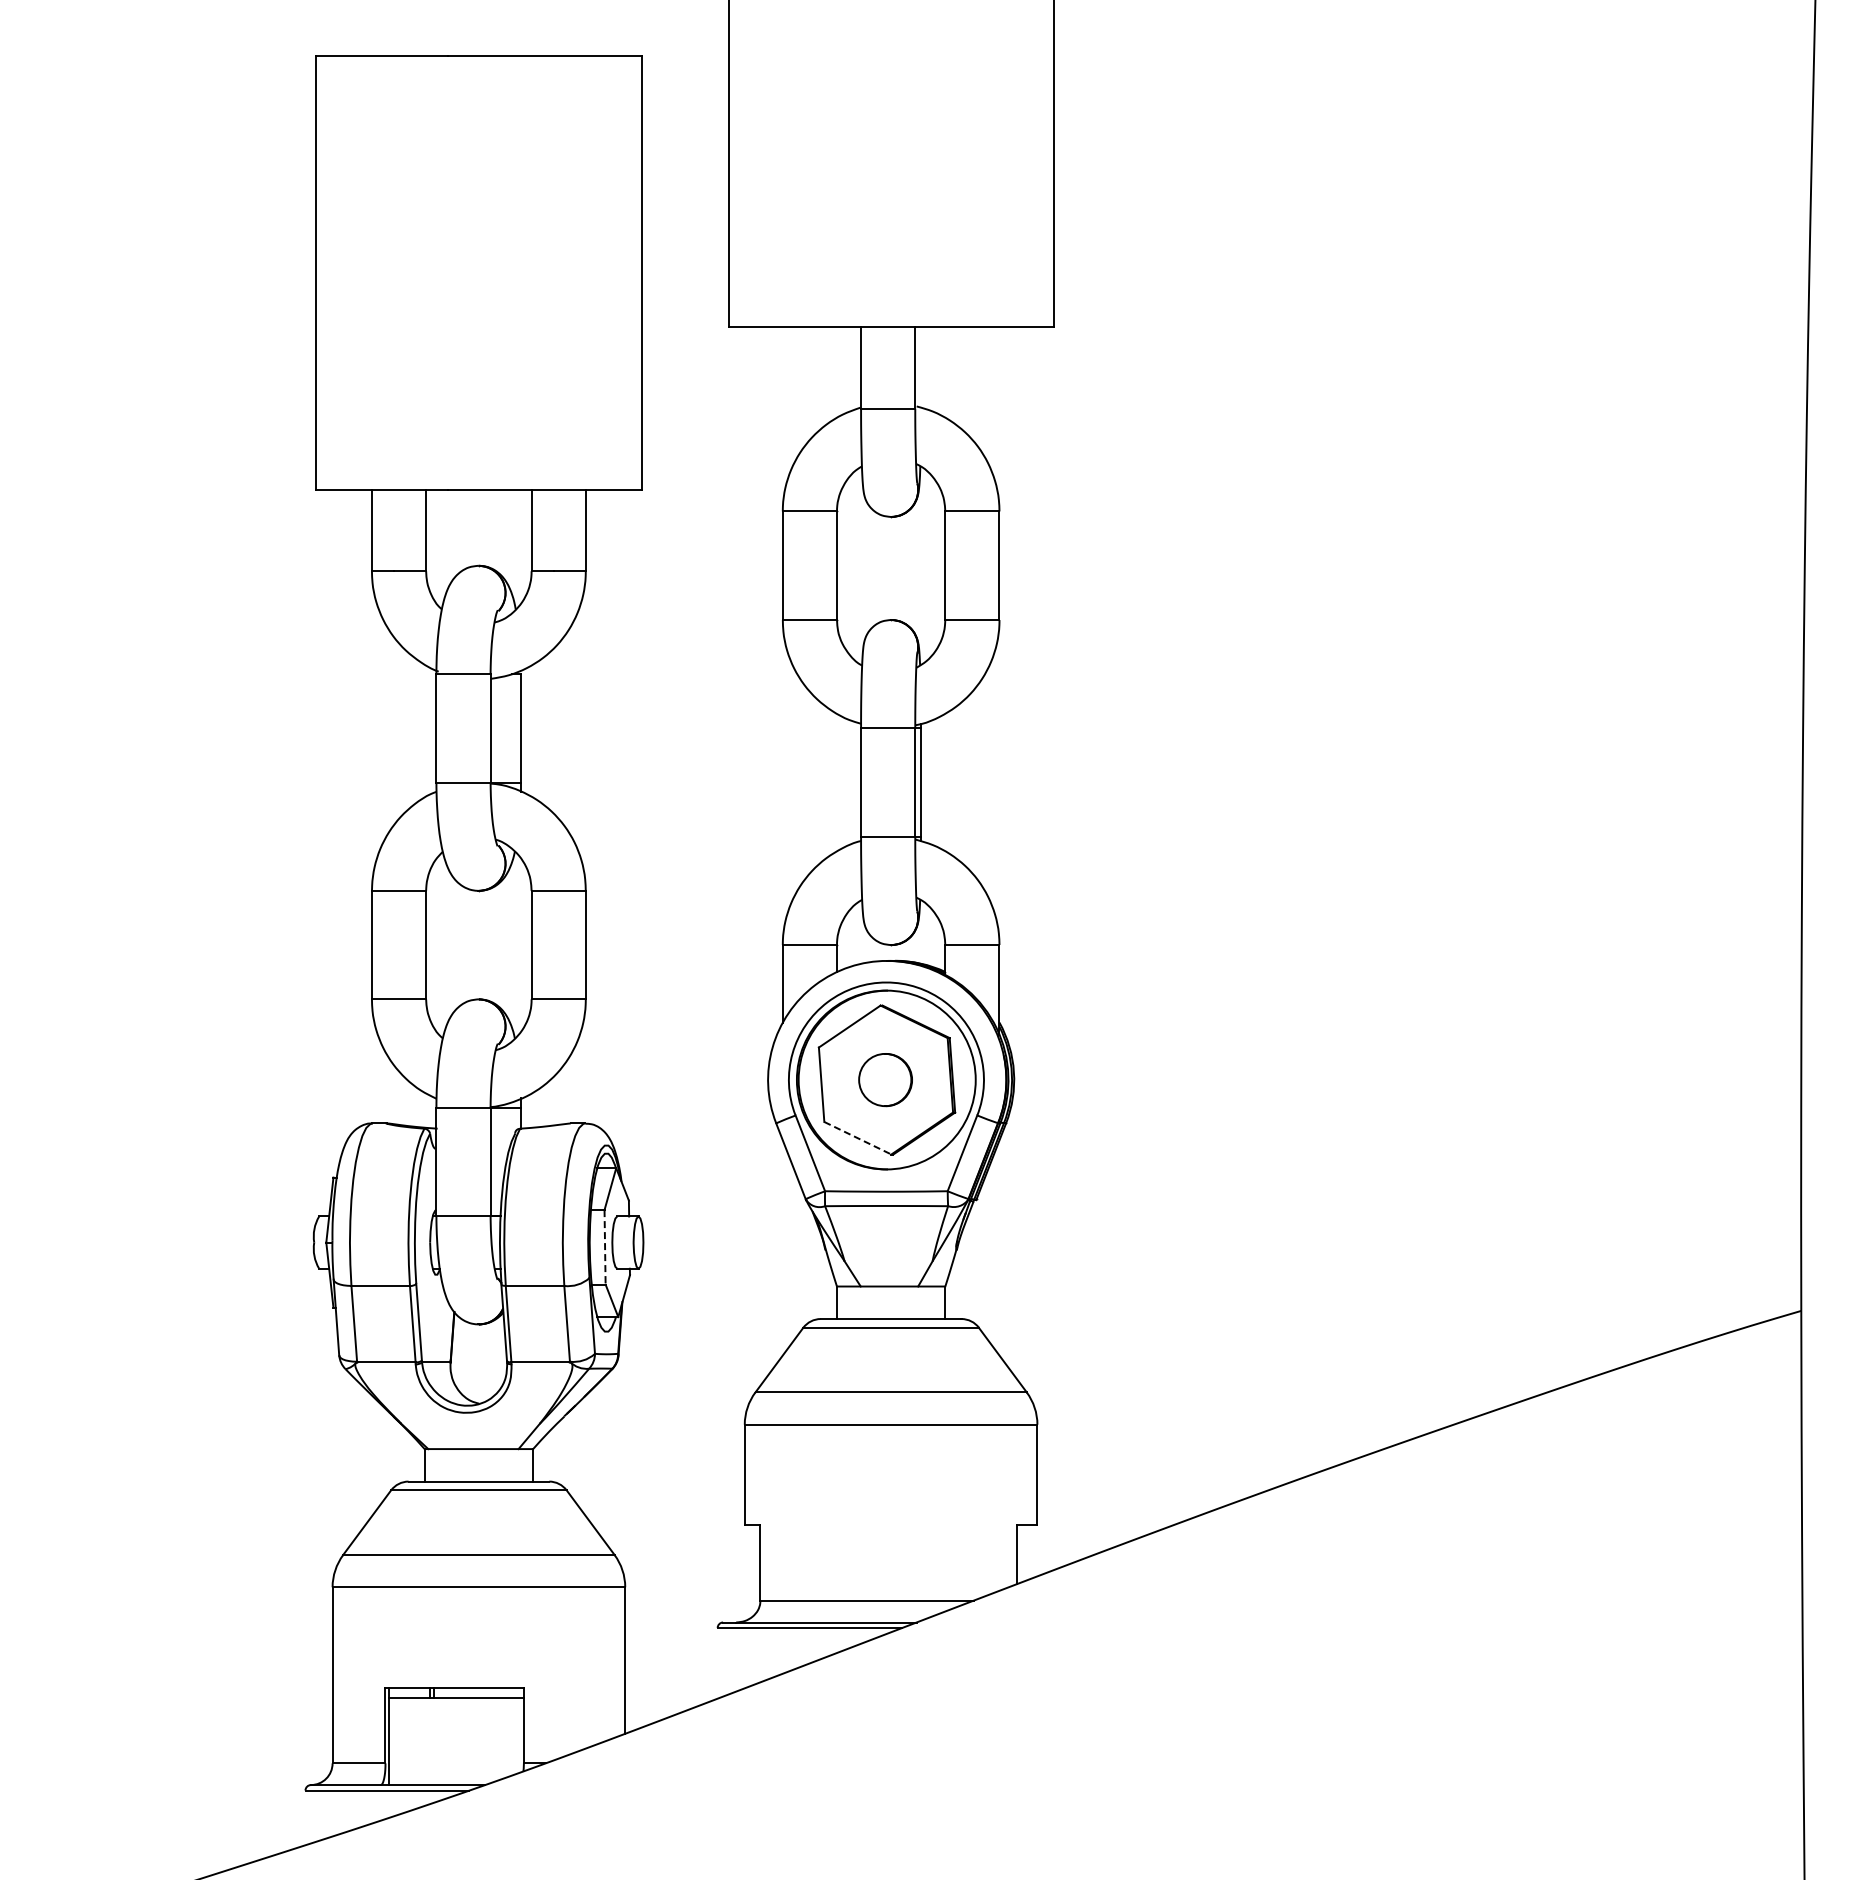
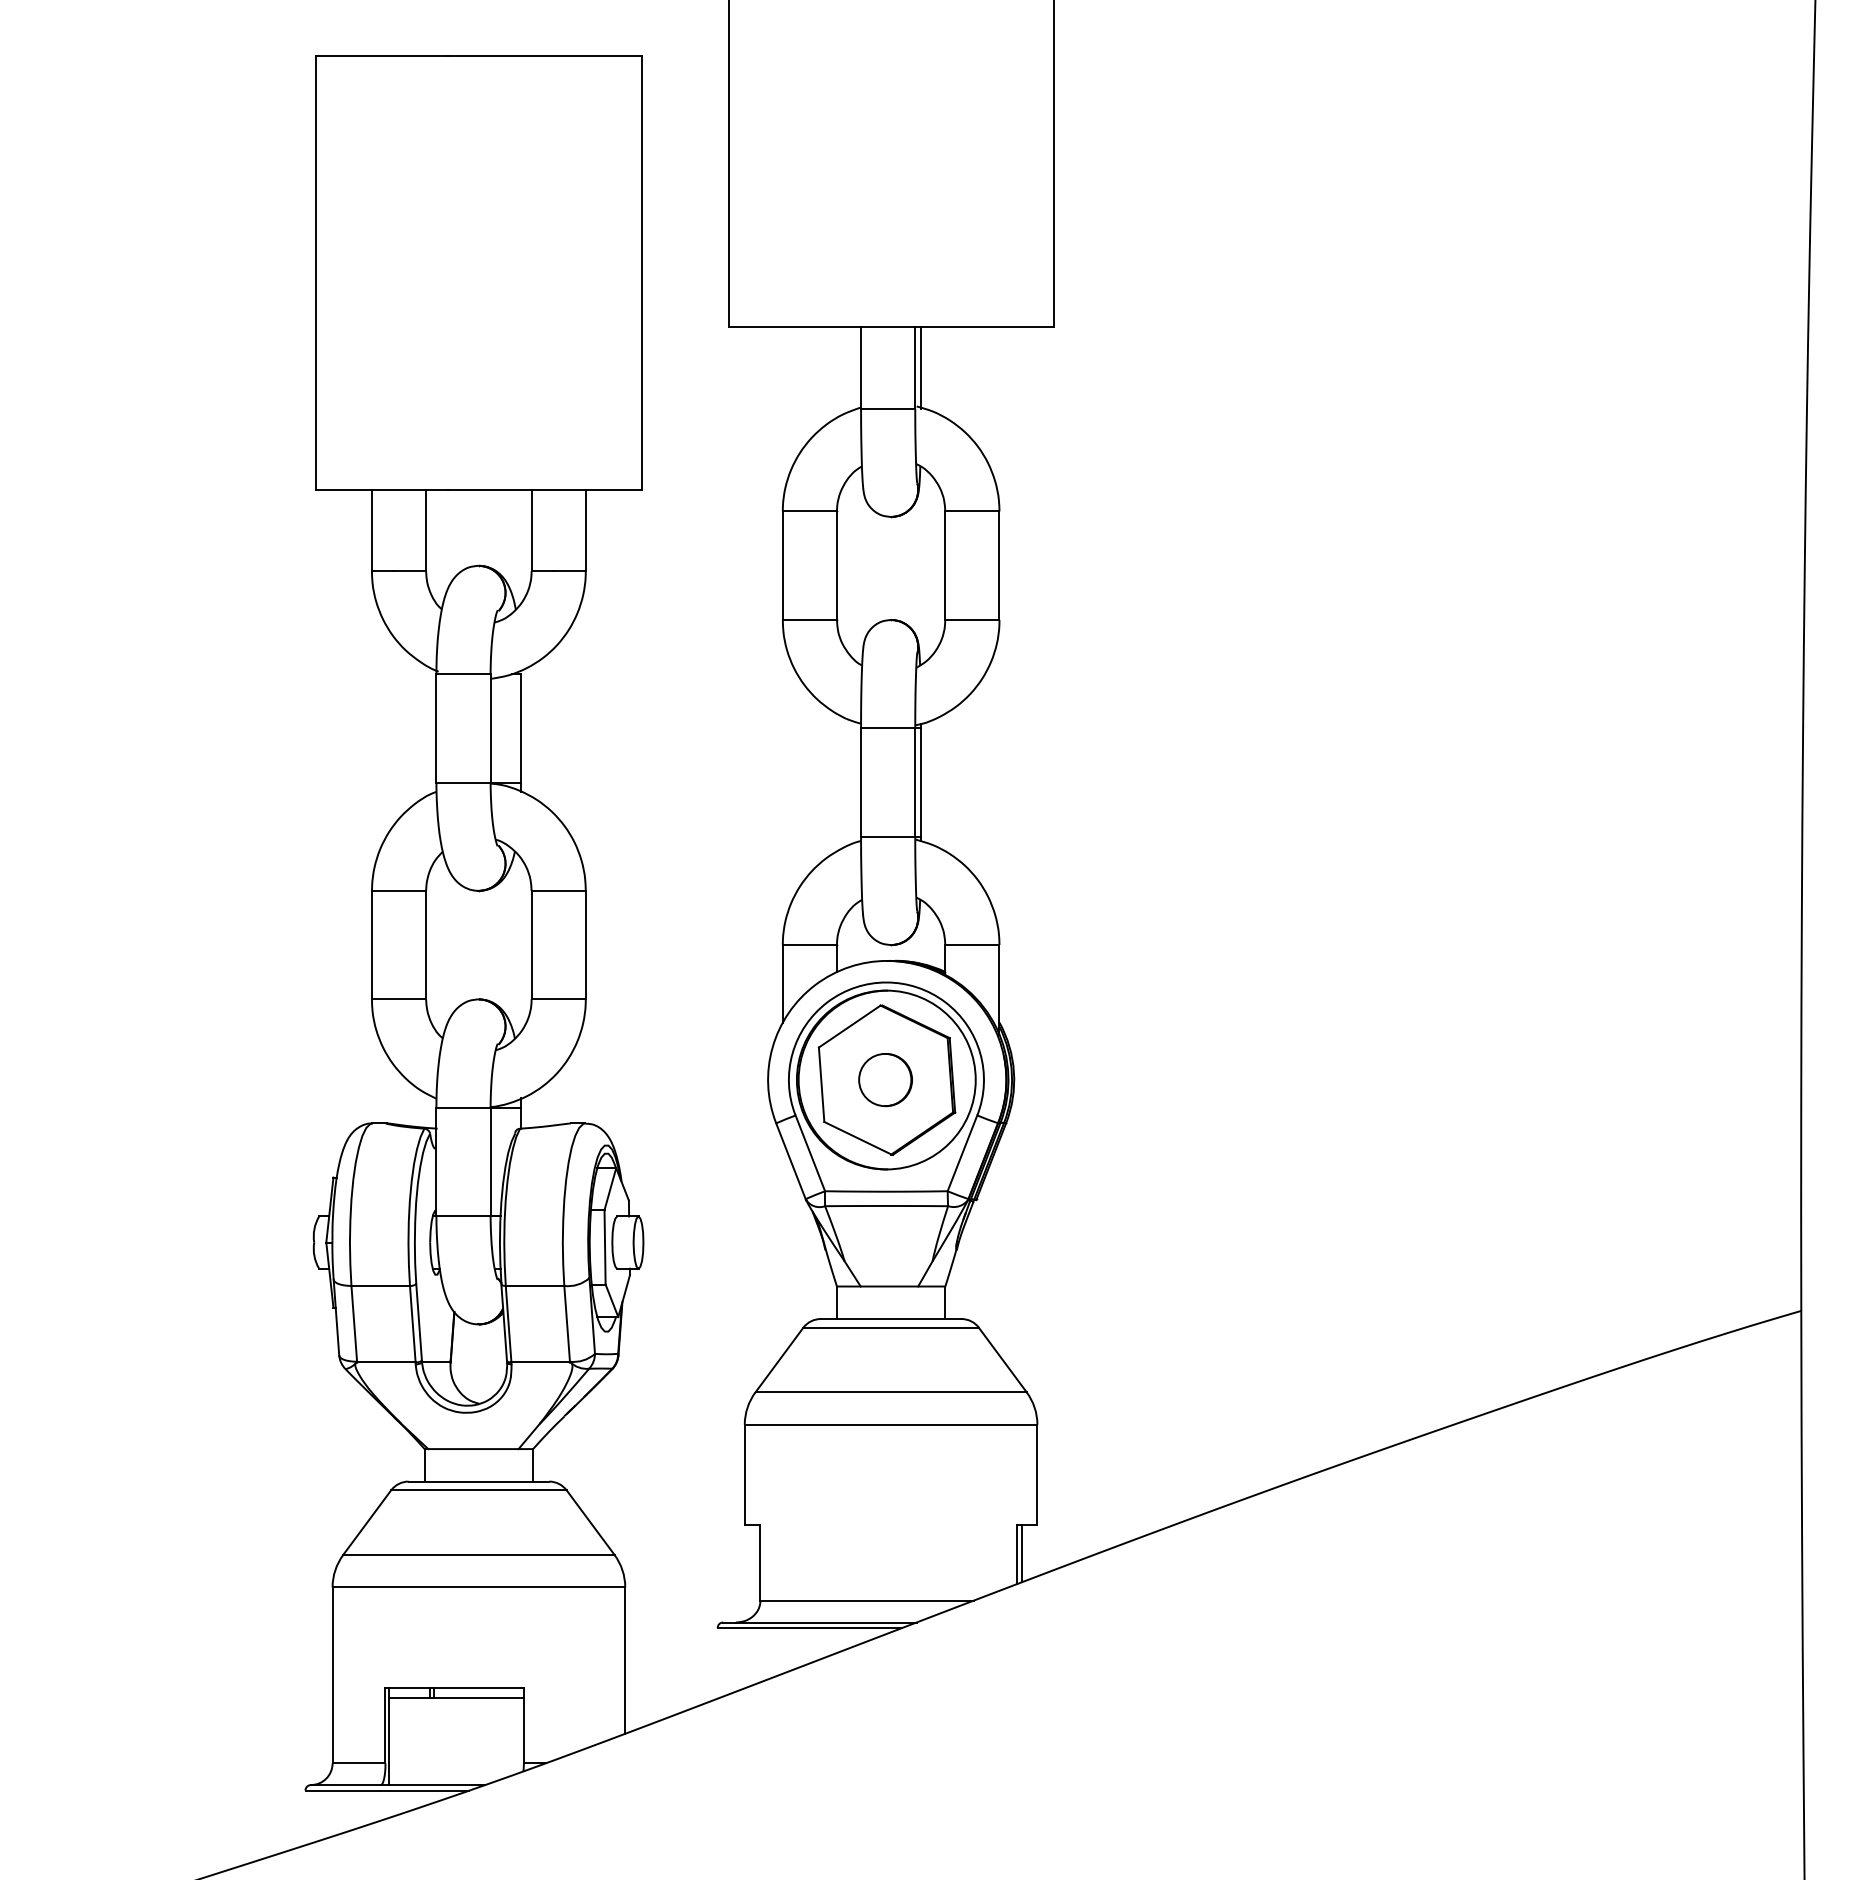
line: none -> present (921, 367)
line: dashed -> solid (858, 1138)
line: dashed -> solid (605, 1247)
line: none -> present (1021, 1553)
